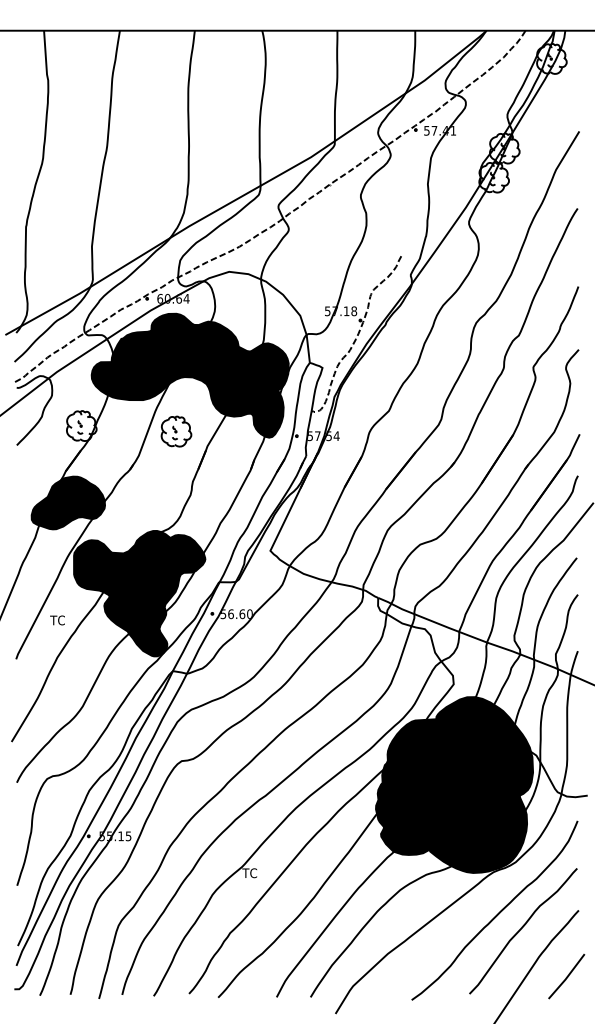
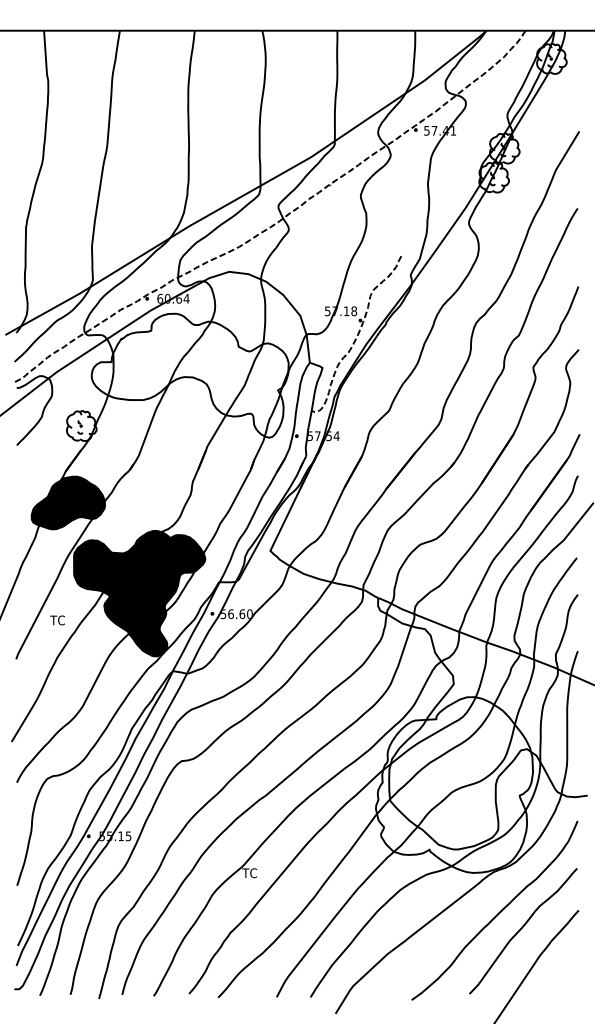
fill: present -> none (189, 375)
part: present -> none (176, 431)
fill: present -> none (454, 784)
line: present -> none (566, 976)
